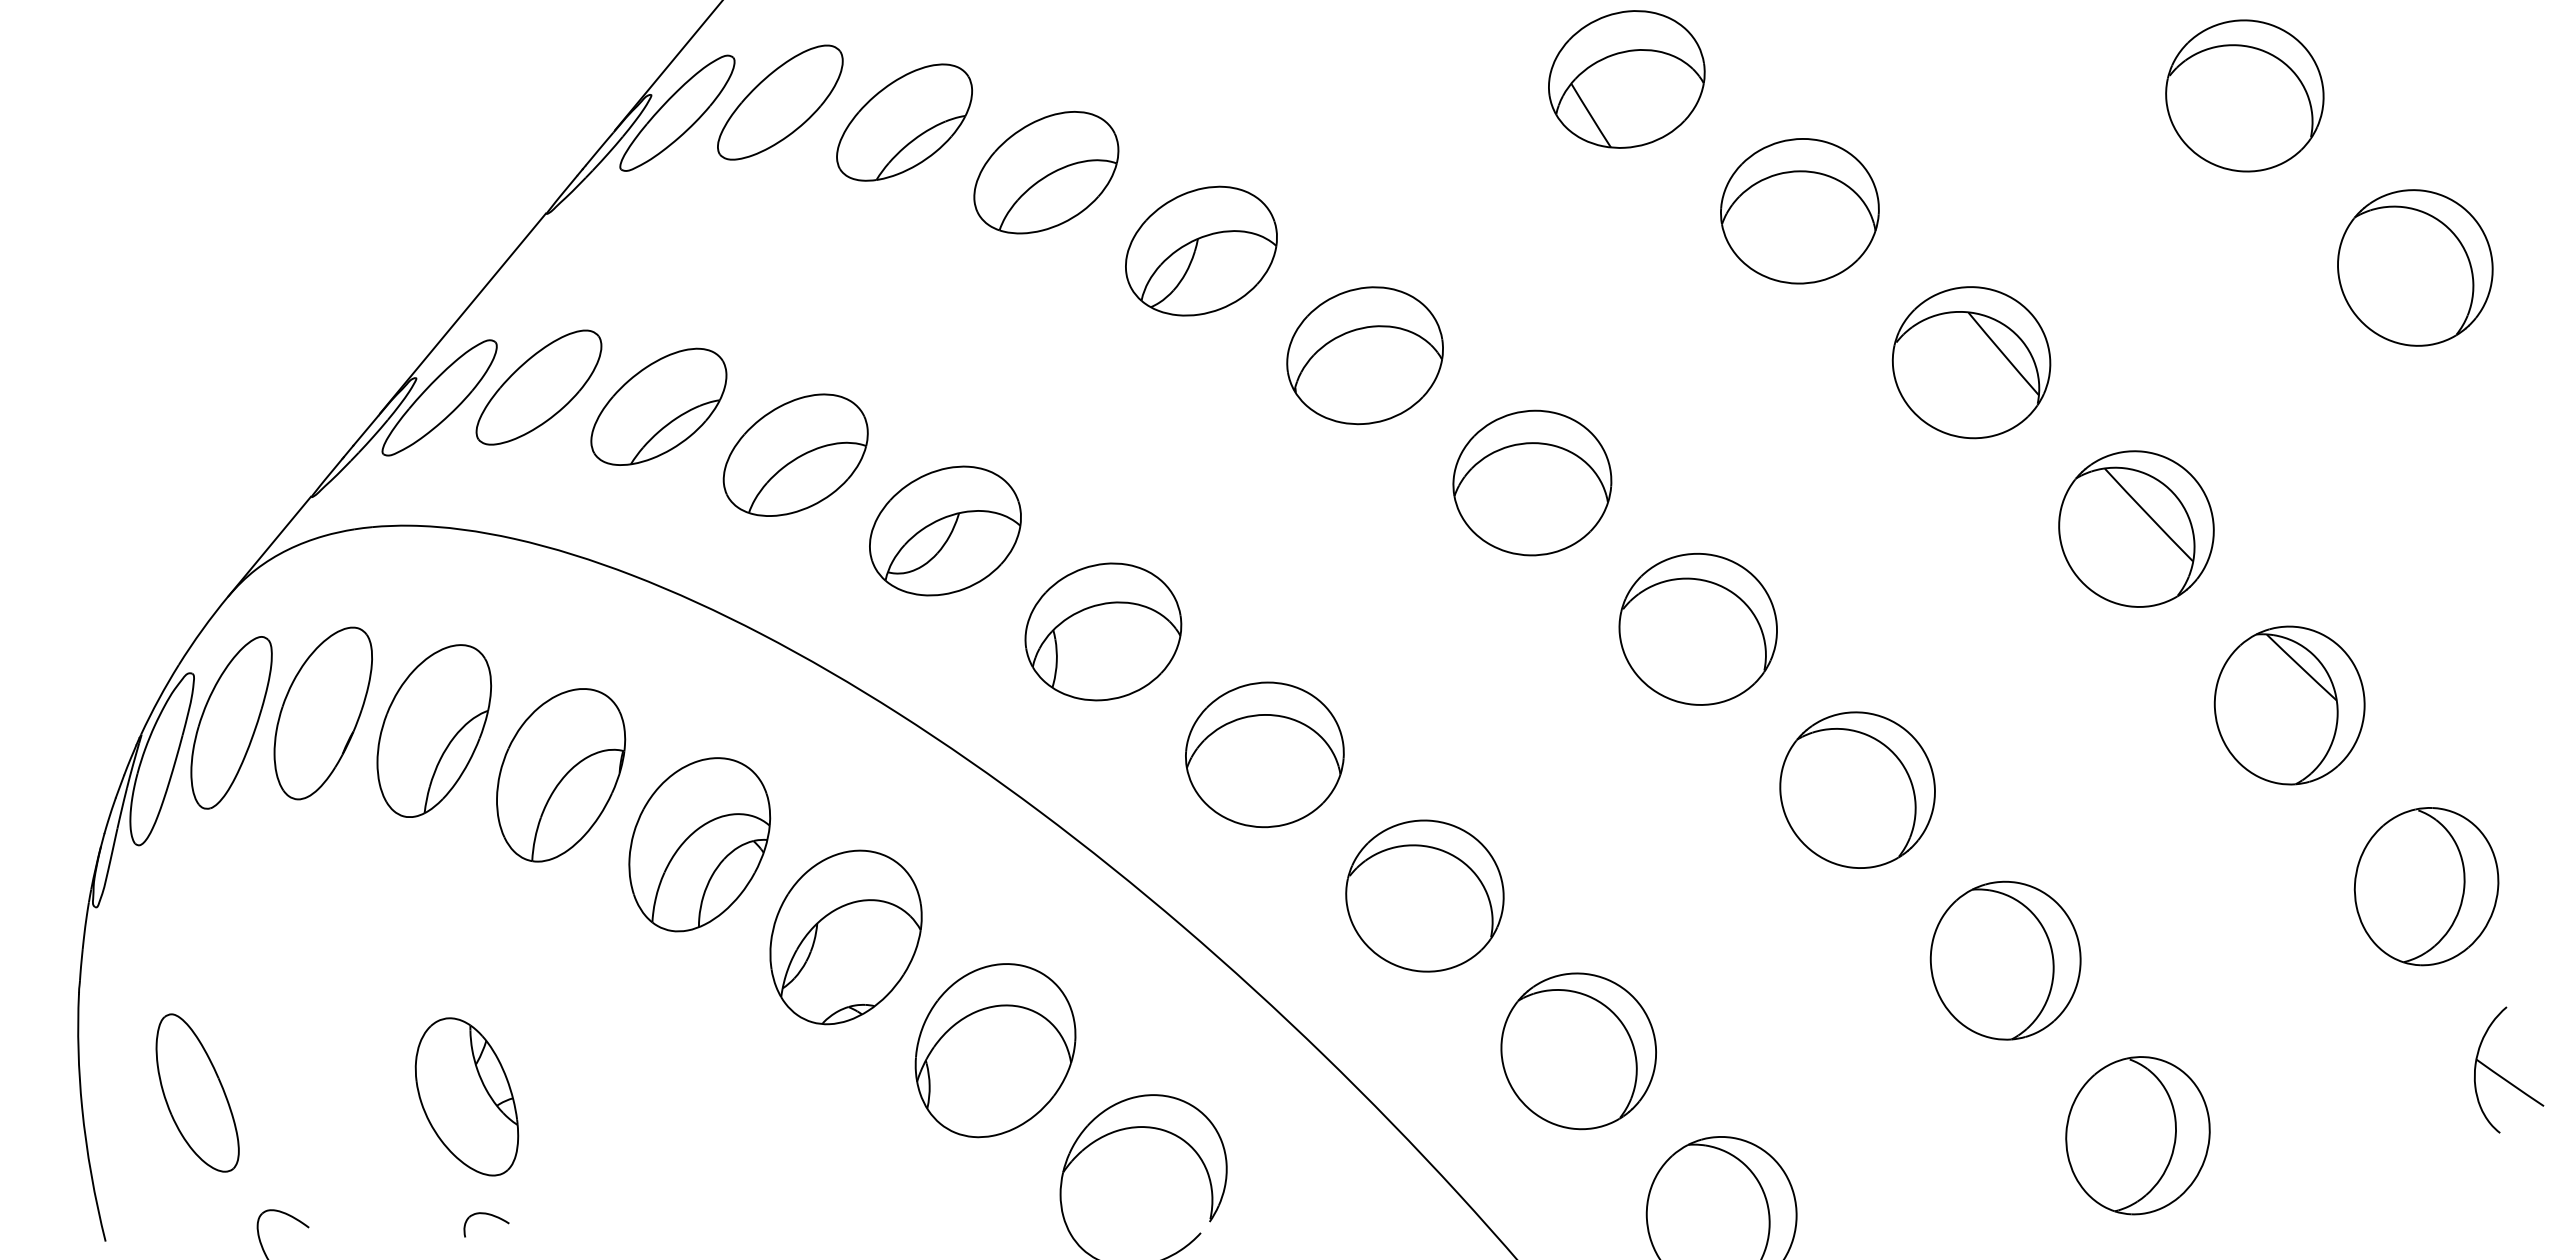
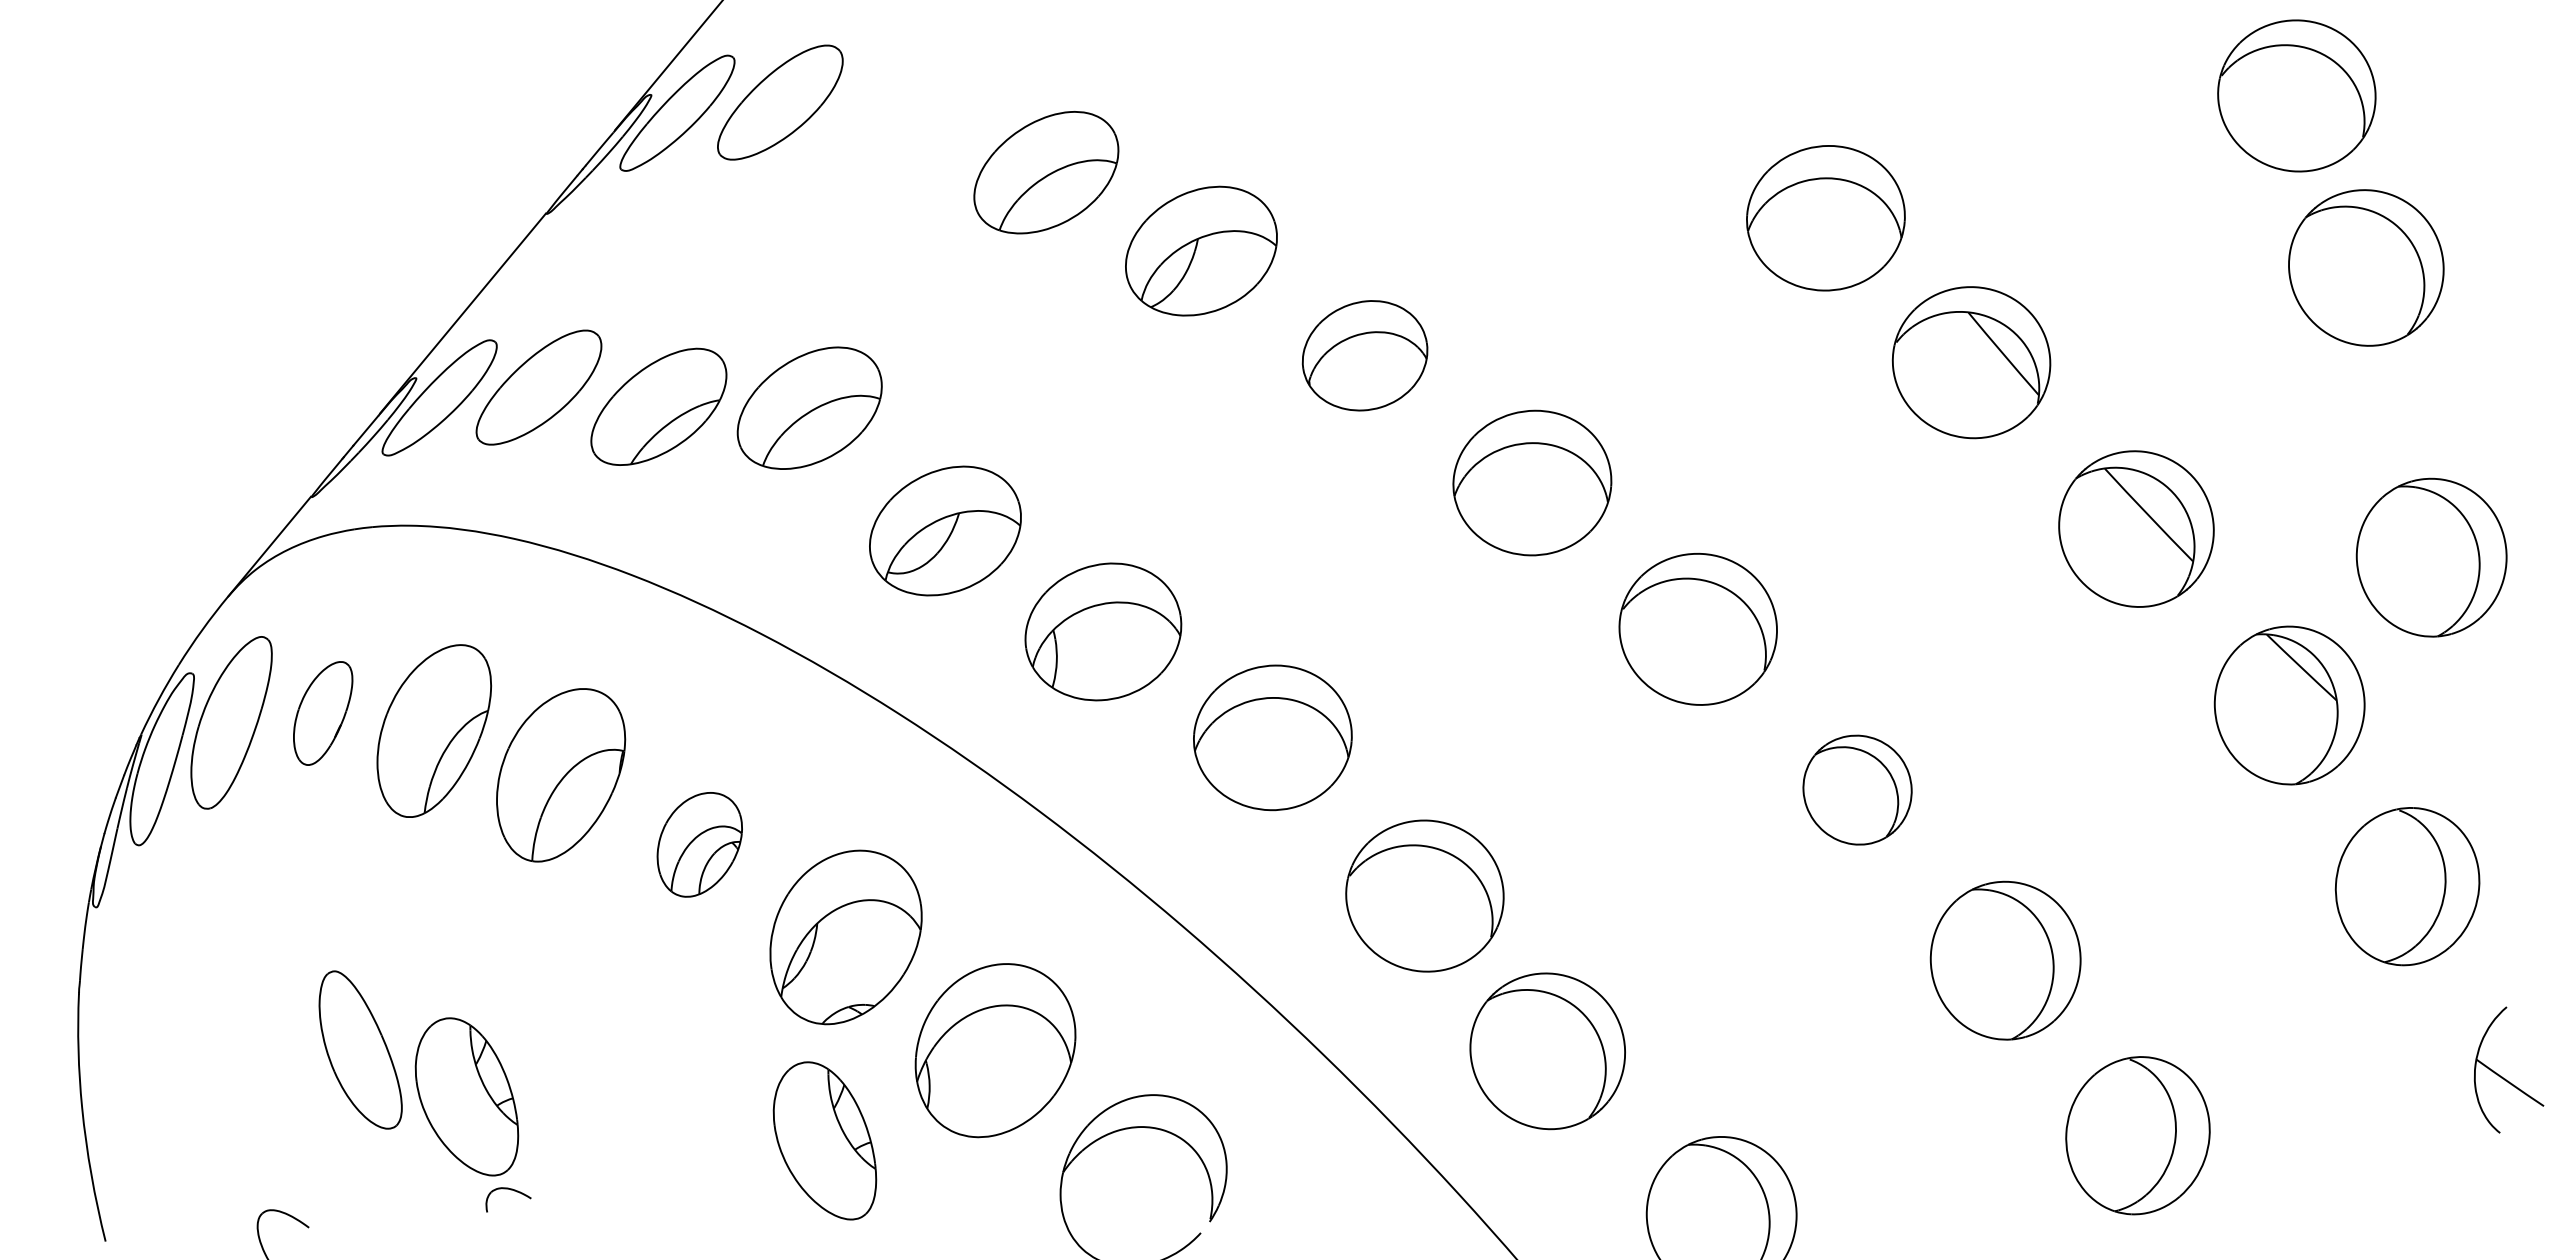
part: present -> none (1626, 79)
part position: (2244, 95) -> (2296, 95) (2296, 95)
part: present -> none (904, 122)
part position: (1799, 211) -> (1825, 218) (1825, 218)
part position: (2415, 267) -> (2366, 267) (2366, 267)
part size: 158x140 px -> 128x112 px (1364, 355)
part position: (795, 454) -> (809, 407) (809, 407)
part: none -> present (2431, 557)
part size: 100x175 px -> 61x105 px (323, 713)
part position: (1264, 754) -> (1272, 737) (1272, 737)
part size: 157x158 px -> 111x112 px (1857, 789)
part size: 144x176 px -> 87x106 px (699, 844)
part position: (2426, 886) -> (2407, 886) (2407, 886)
part position: (1578, 1051) -> (1547, 1051) (1547, 1051)
part position: (197, 1092) -> (360, 1049) (360, 1049)
part: none -> present (824, 1140)
part position: (488, 1215) -> (510, 1190) (510, 1190)
